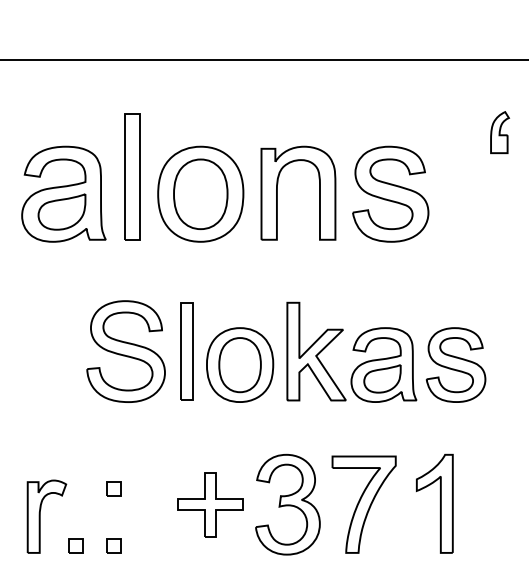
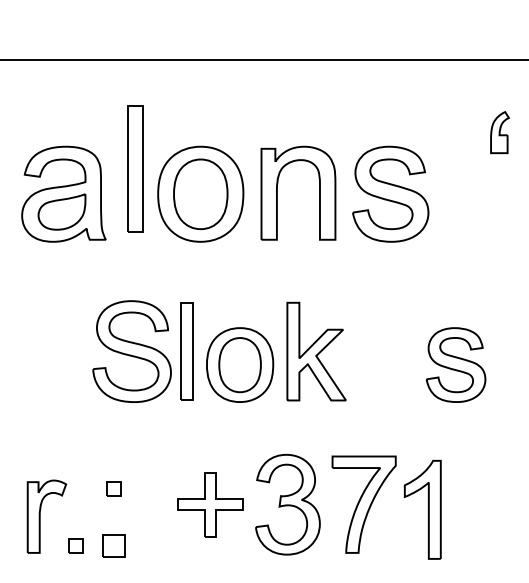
part position: (132, 176) -> (135, 168) (135, 168)
part position: (125, 351) -> (131, 351) (131, 351)
part: present -> none (383, 364)
part position: (434, 503) -> (422, 509) (422, 509)
part size: 16x16 px -> 24x24 px (113, 545)
